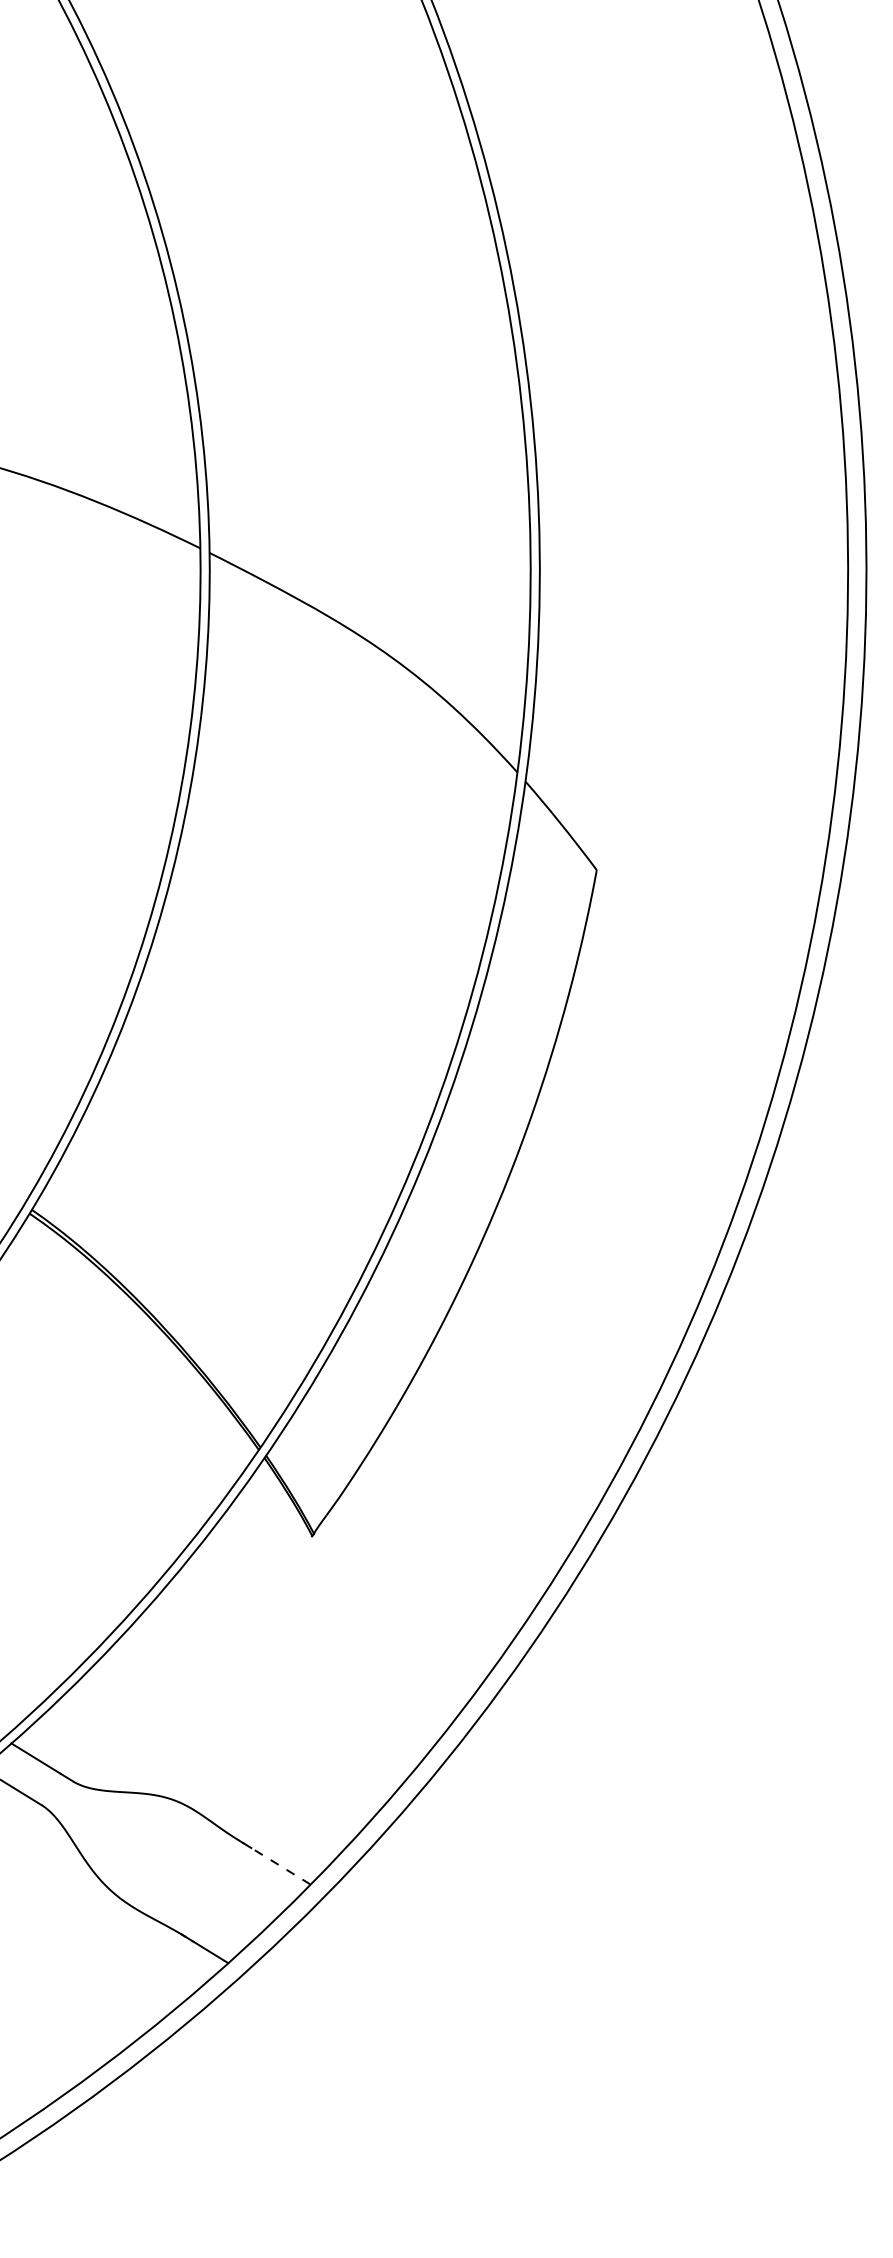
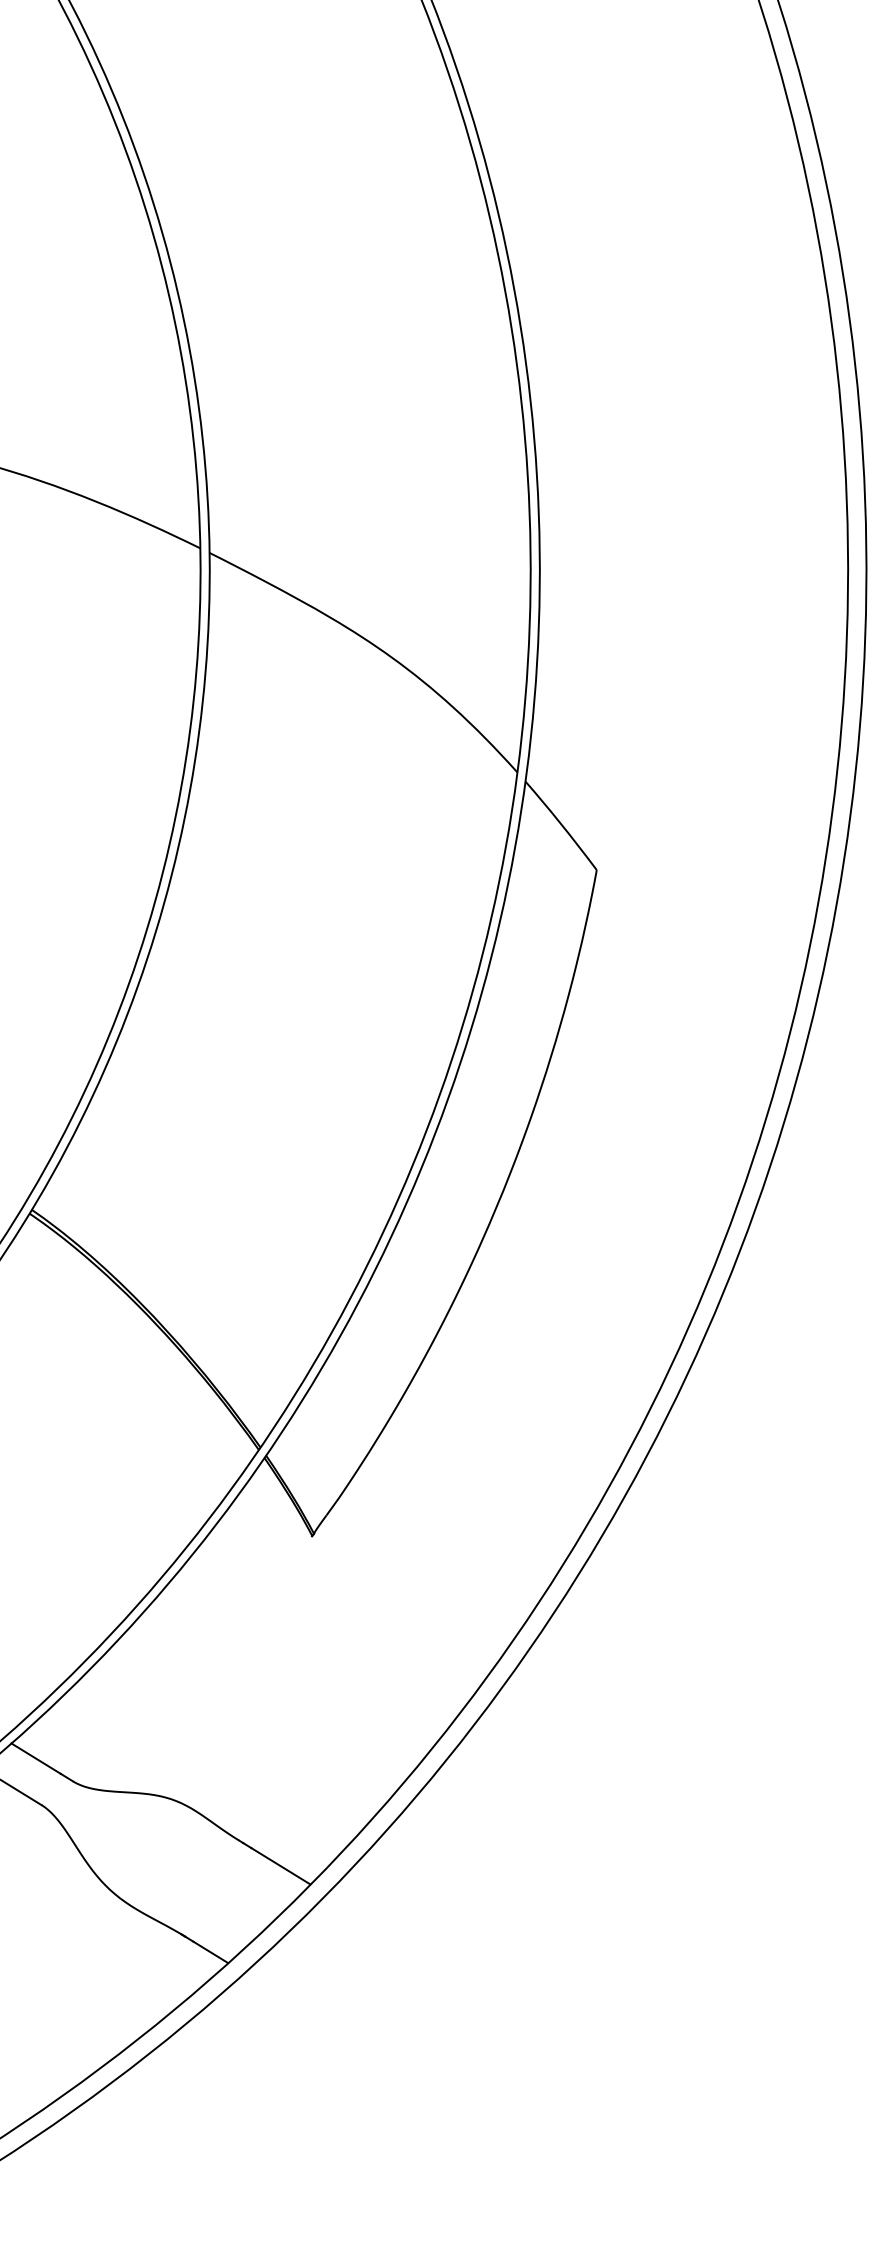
line: dashed -> solid (280, 1866)
